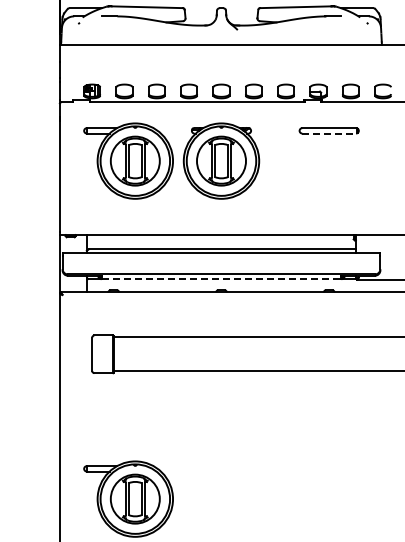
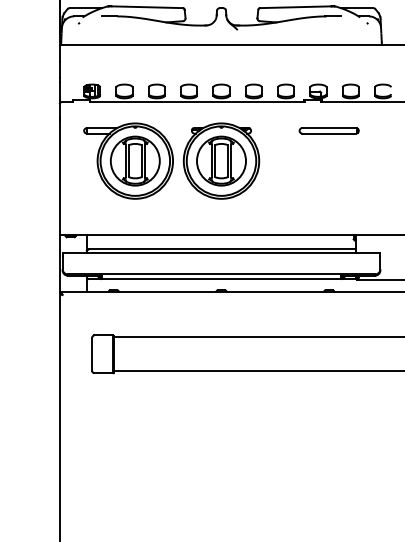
line: dashed -> solid (329, 133)
line: dashed -> solid (221, 279)
part: present -> none (128, 498)
